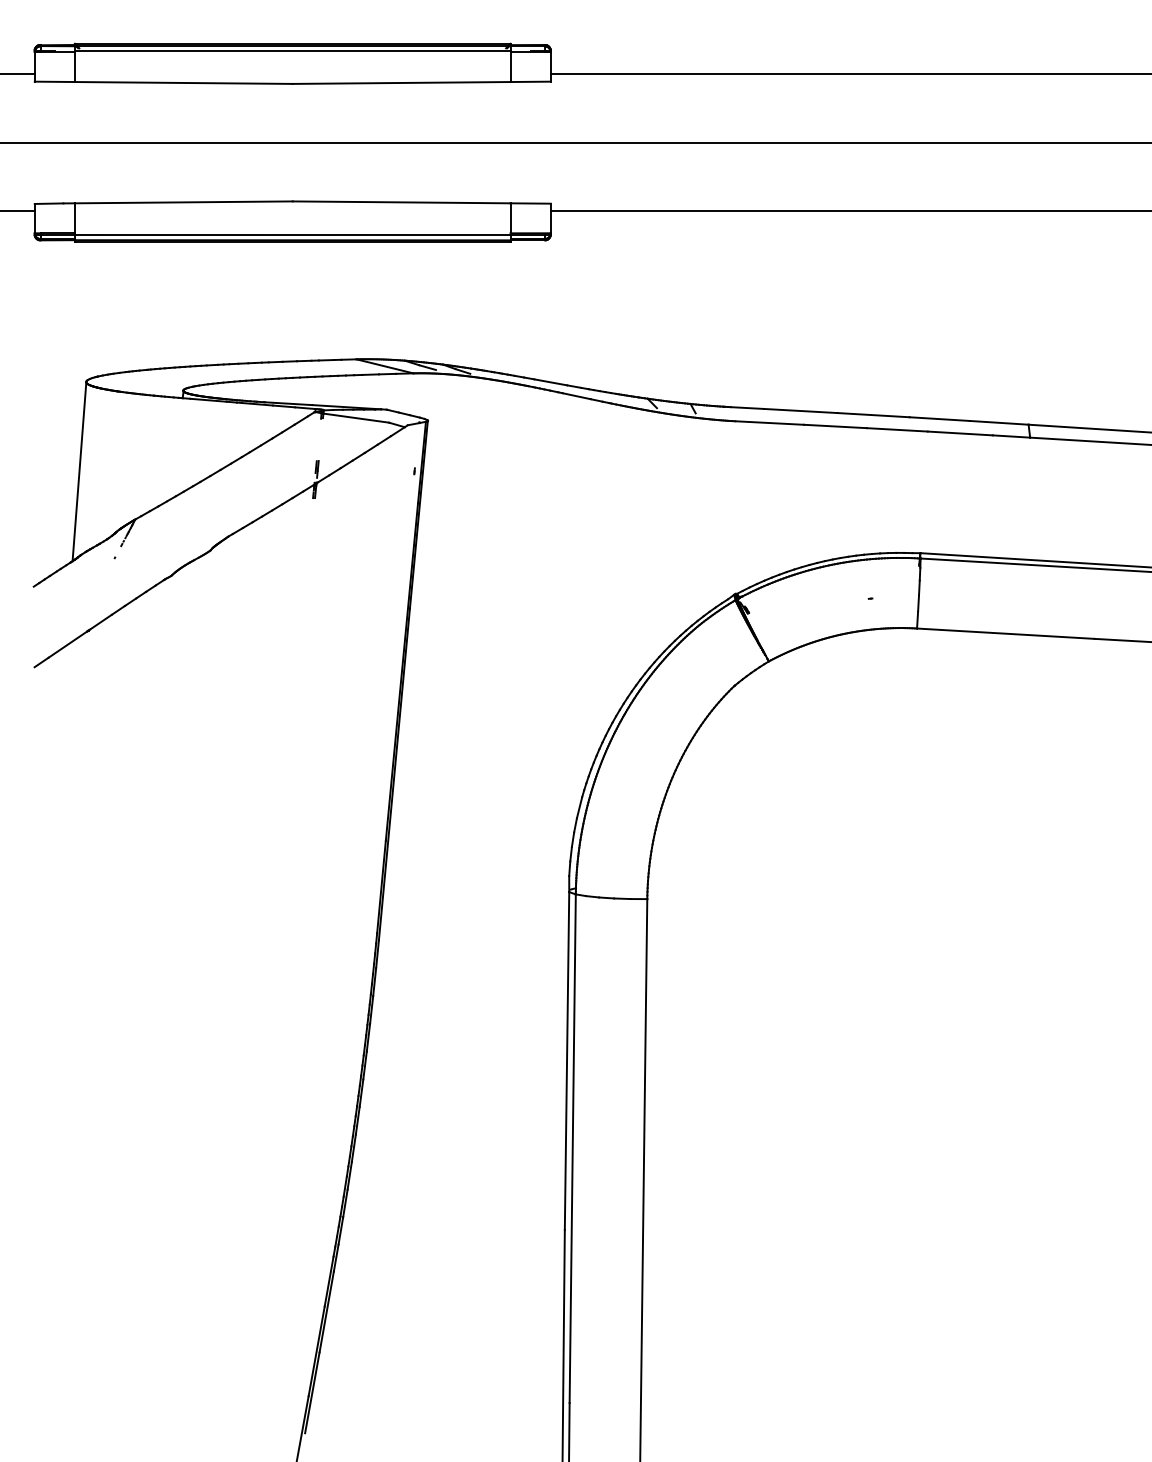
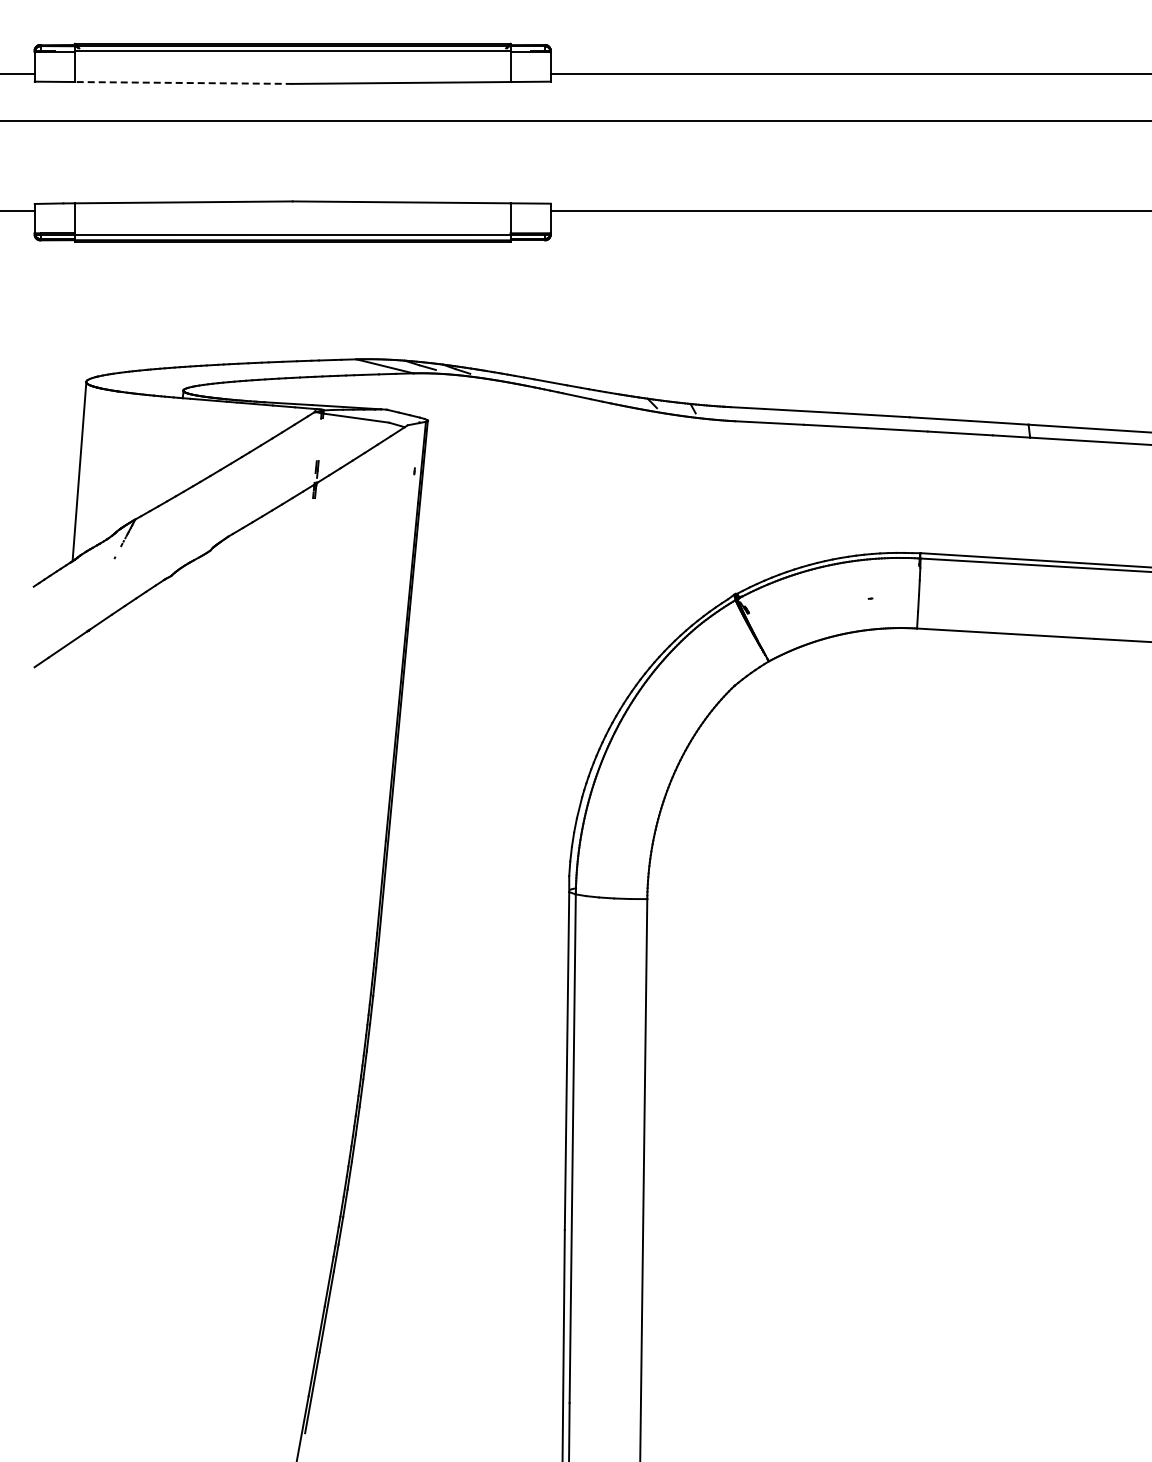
line: solid -> dashed (183, 82)
line position: (575, 142) -> (575, 120) (575, 120)
